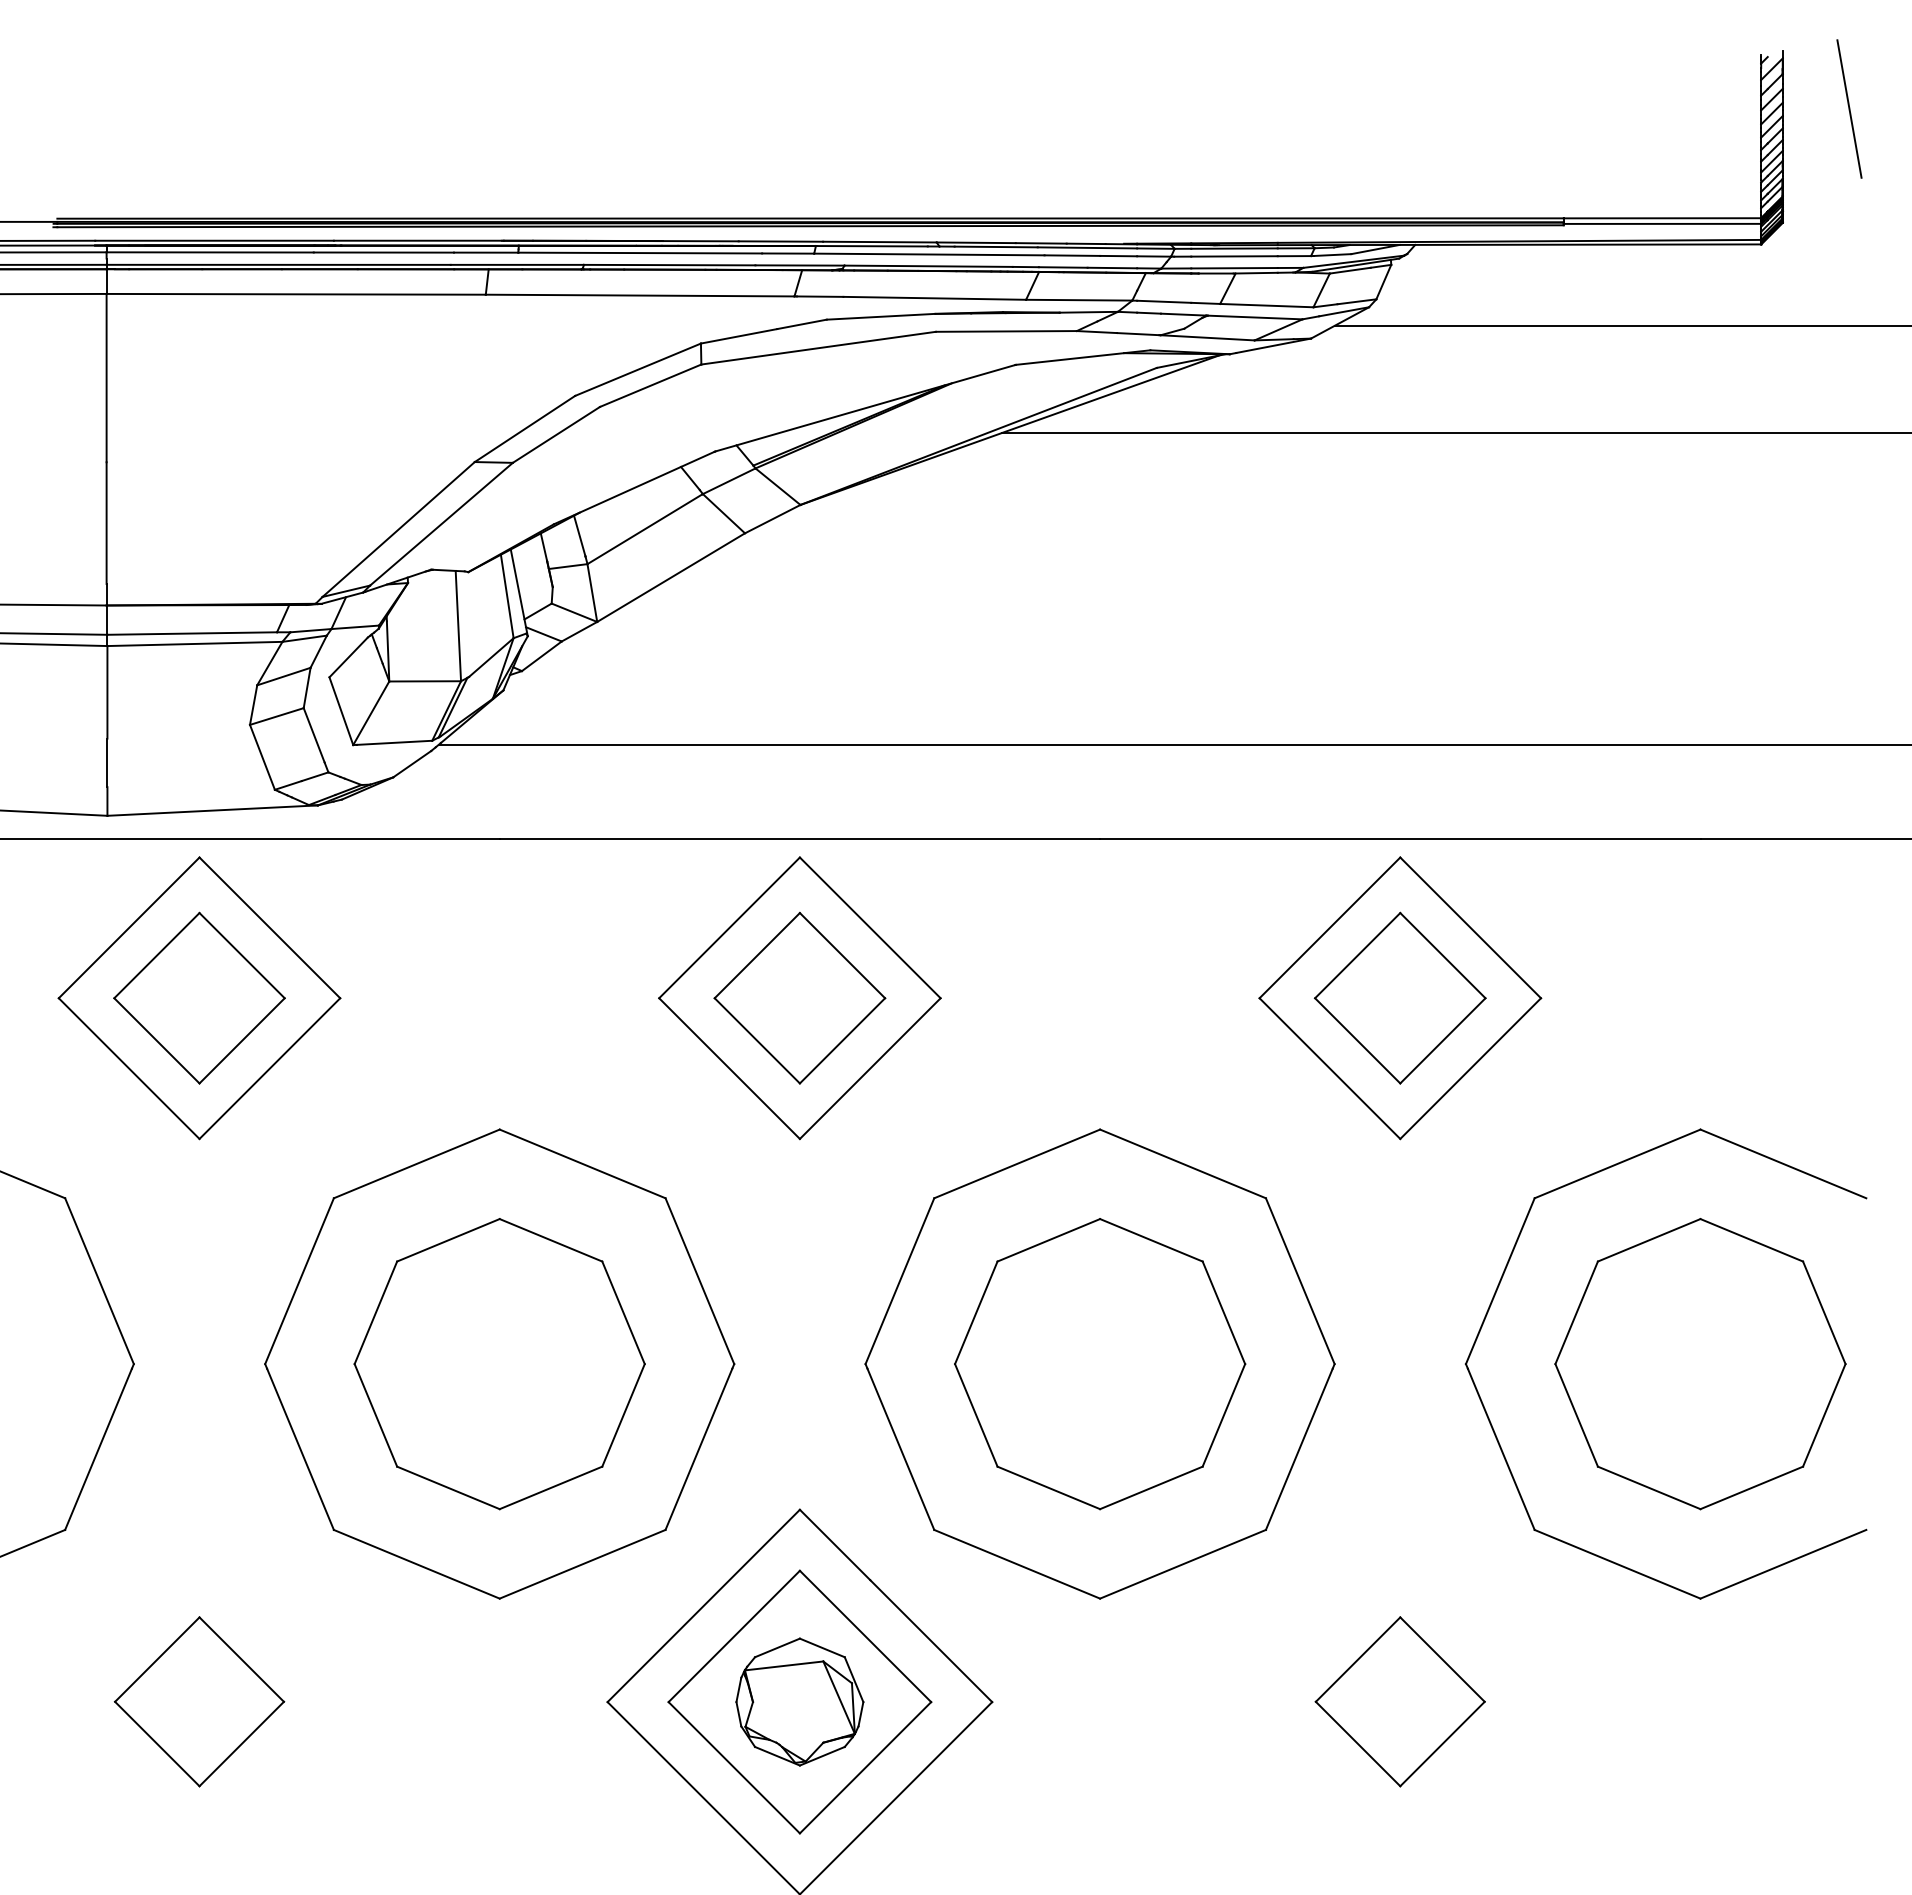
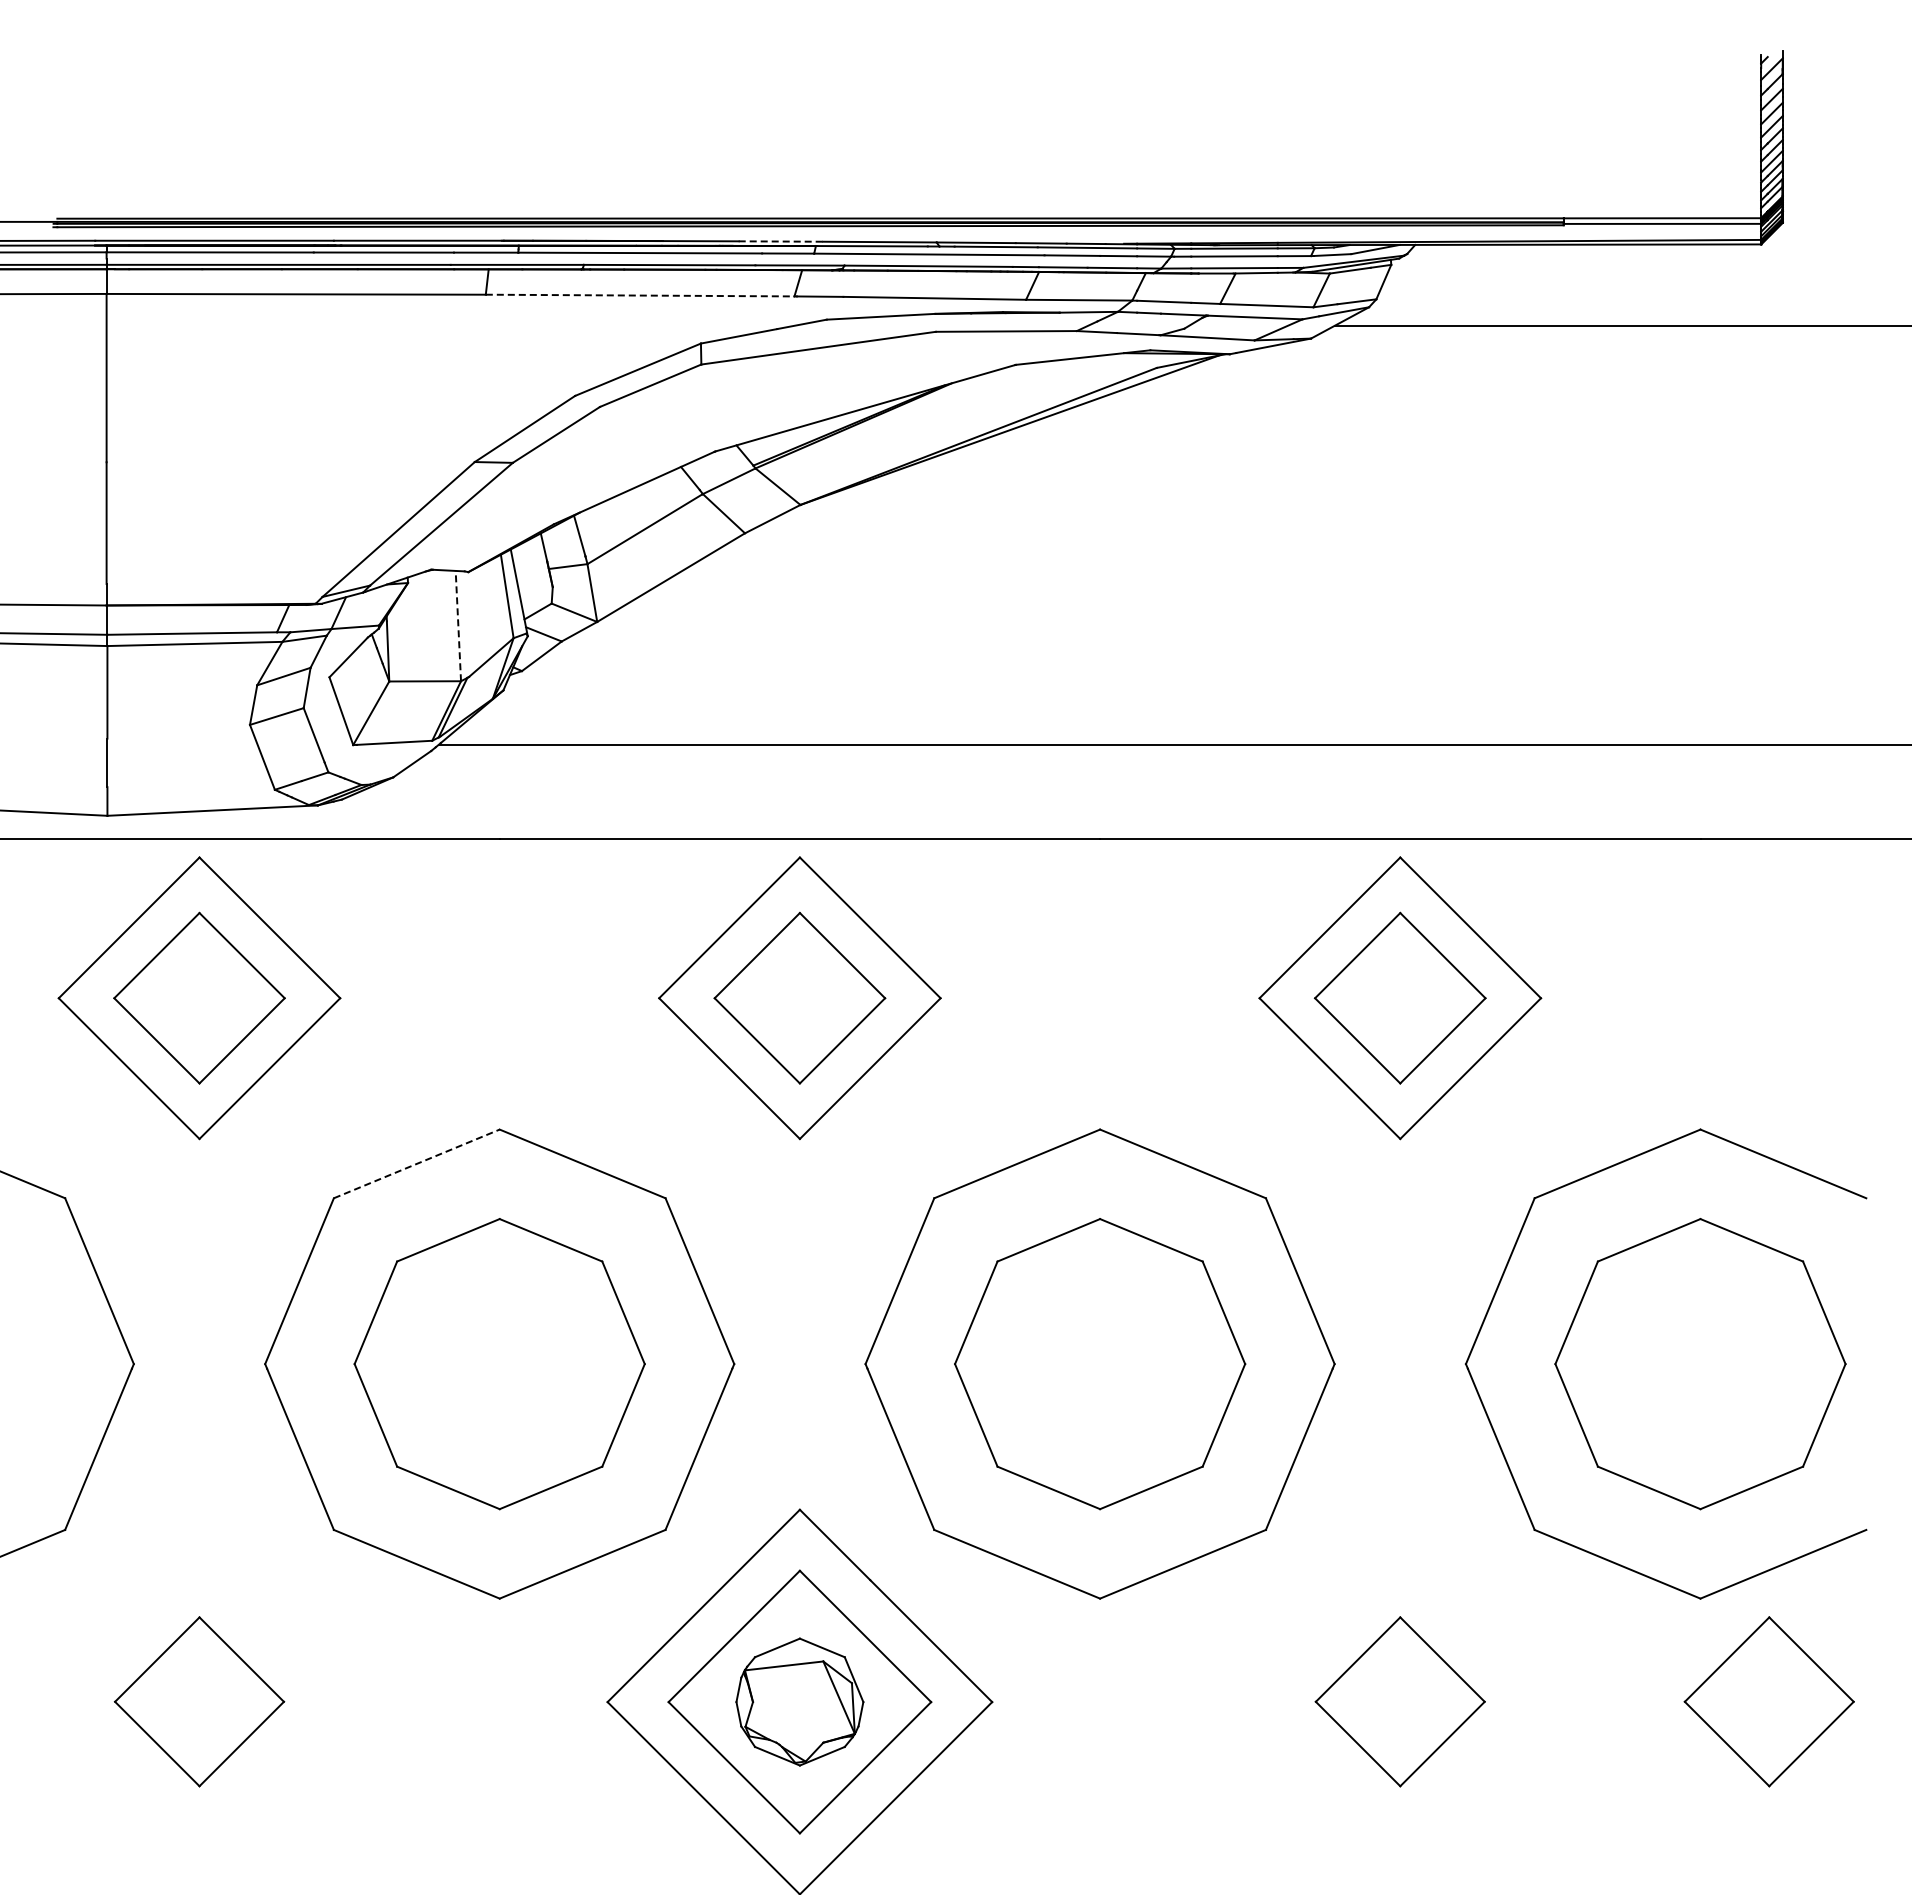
line: present -> none (1849, 108)
line: solid -> dashed (781, 241)
line: solid -> dashed (640, 295)
line: present -> none (1454, 433)
line: solid -> dashed (458, 625)
line: solid -> dashed (416, 1163)
part: none -> present (1768, 1701)
